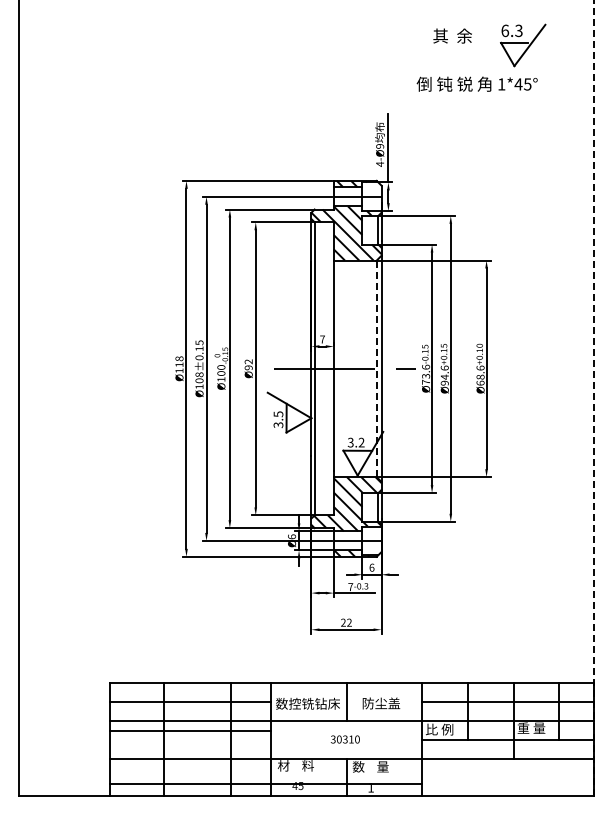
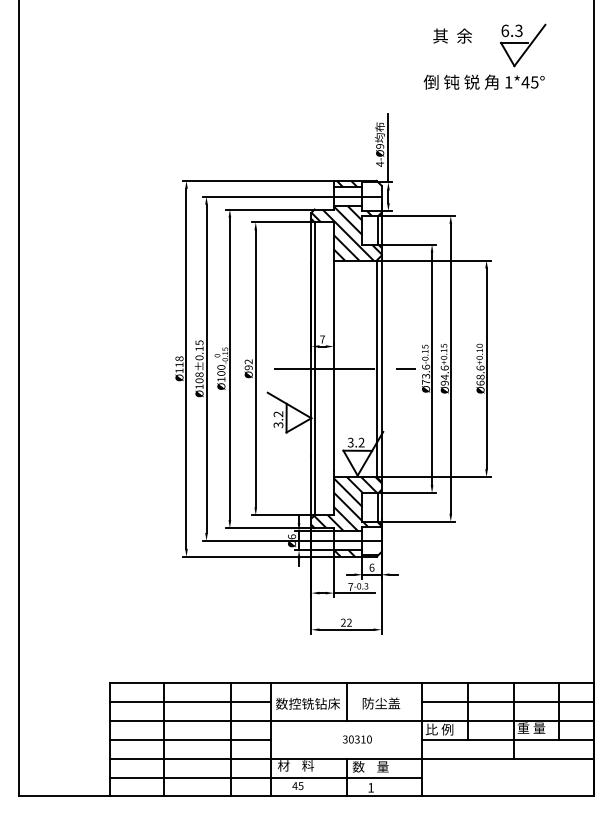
text position: (476, 83) -> (483, 81) (483, 81)
line: dashed -> solid (376, 369)
line: dashed -> solid (594, 398)
text: 3.5 -> 3.2 (278, 414)
line position: (190, 730) -> (190, 739) (190, 739)
text position: (344, 739) -> (356, 739) (356, 739)
line position: (265, 783) -> (265, 777) (265, 777)
